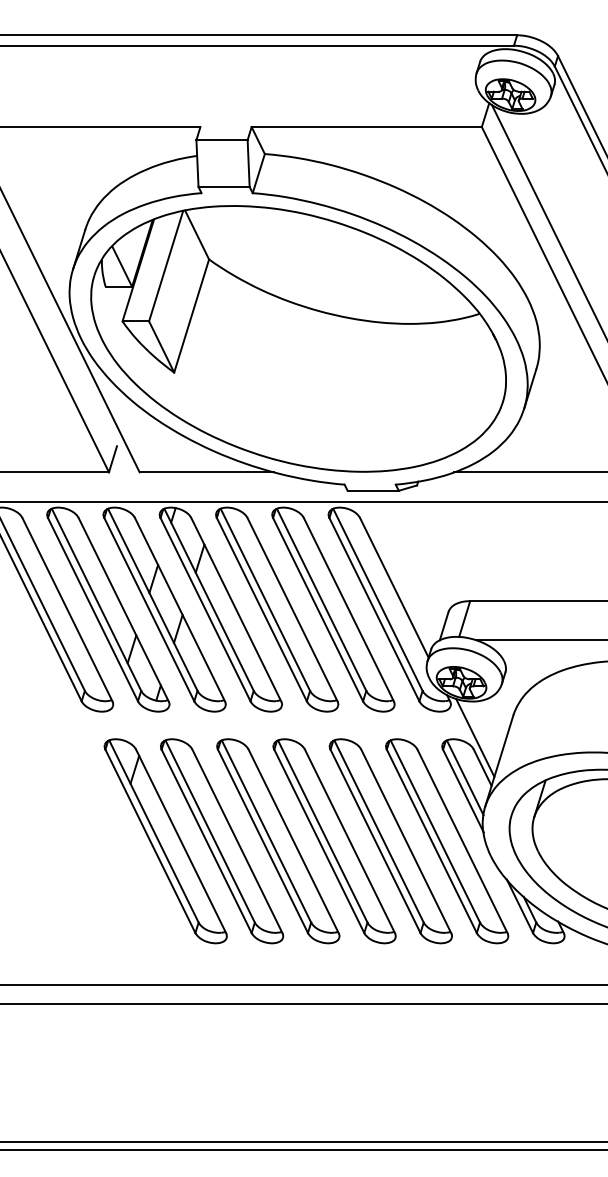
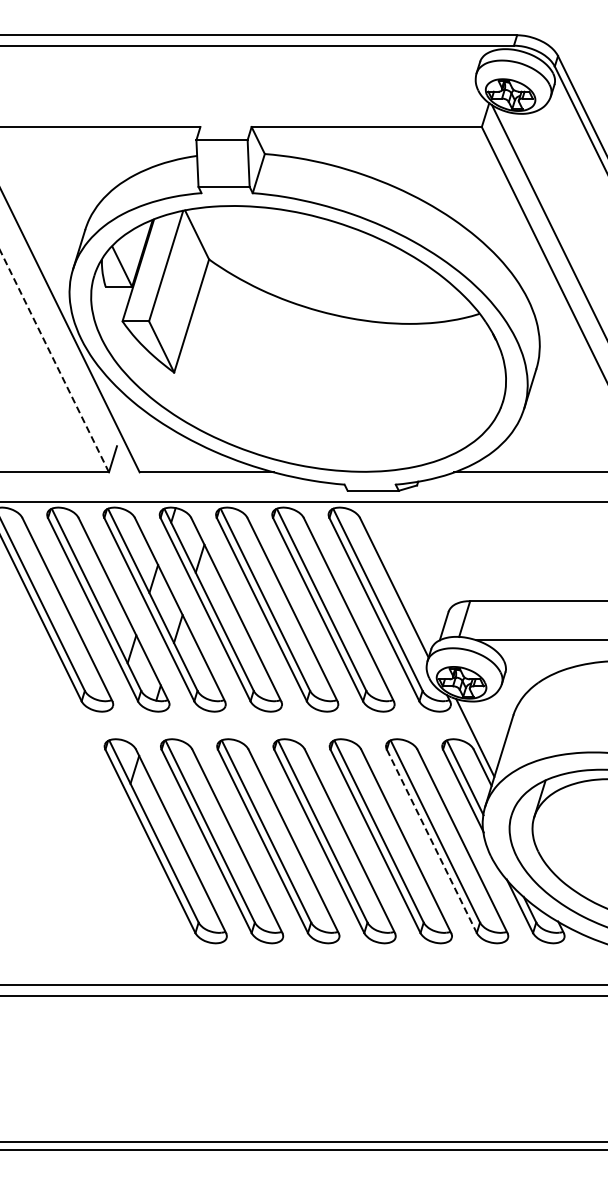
line: solid -> dashed (54, 361)
line: solid -> dashed (432, 841)
line position: (303, 1004) -> (303, 996) (303, 996)
